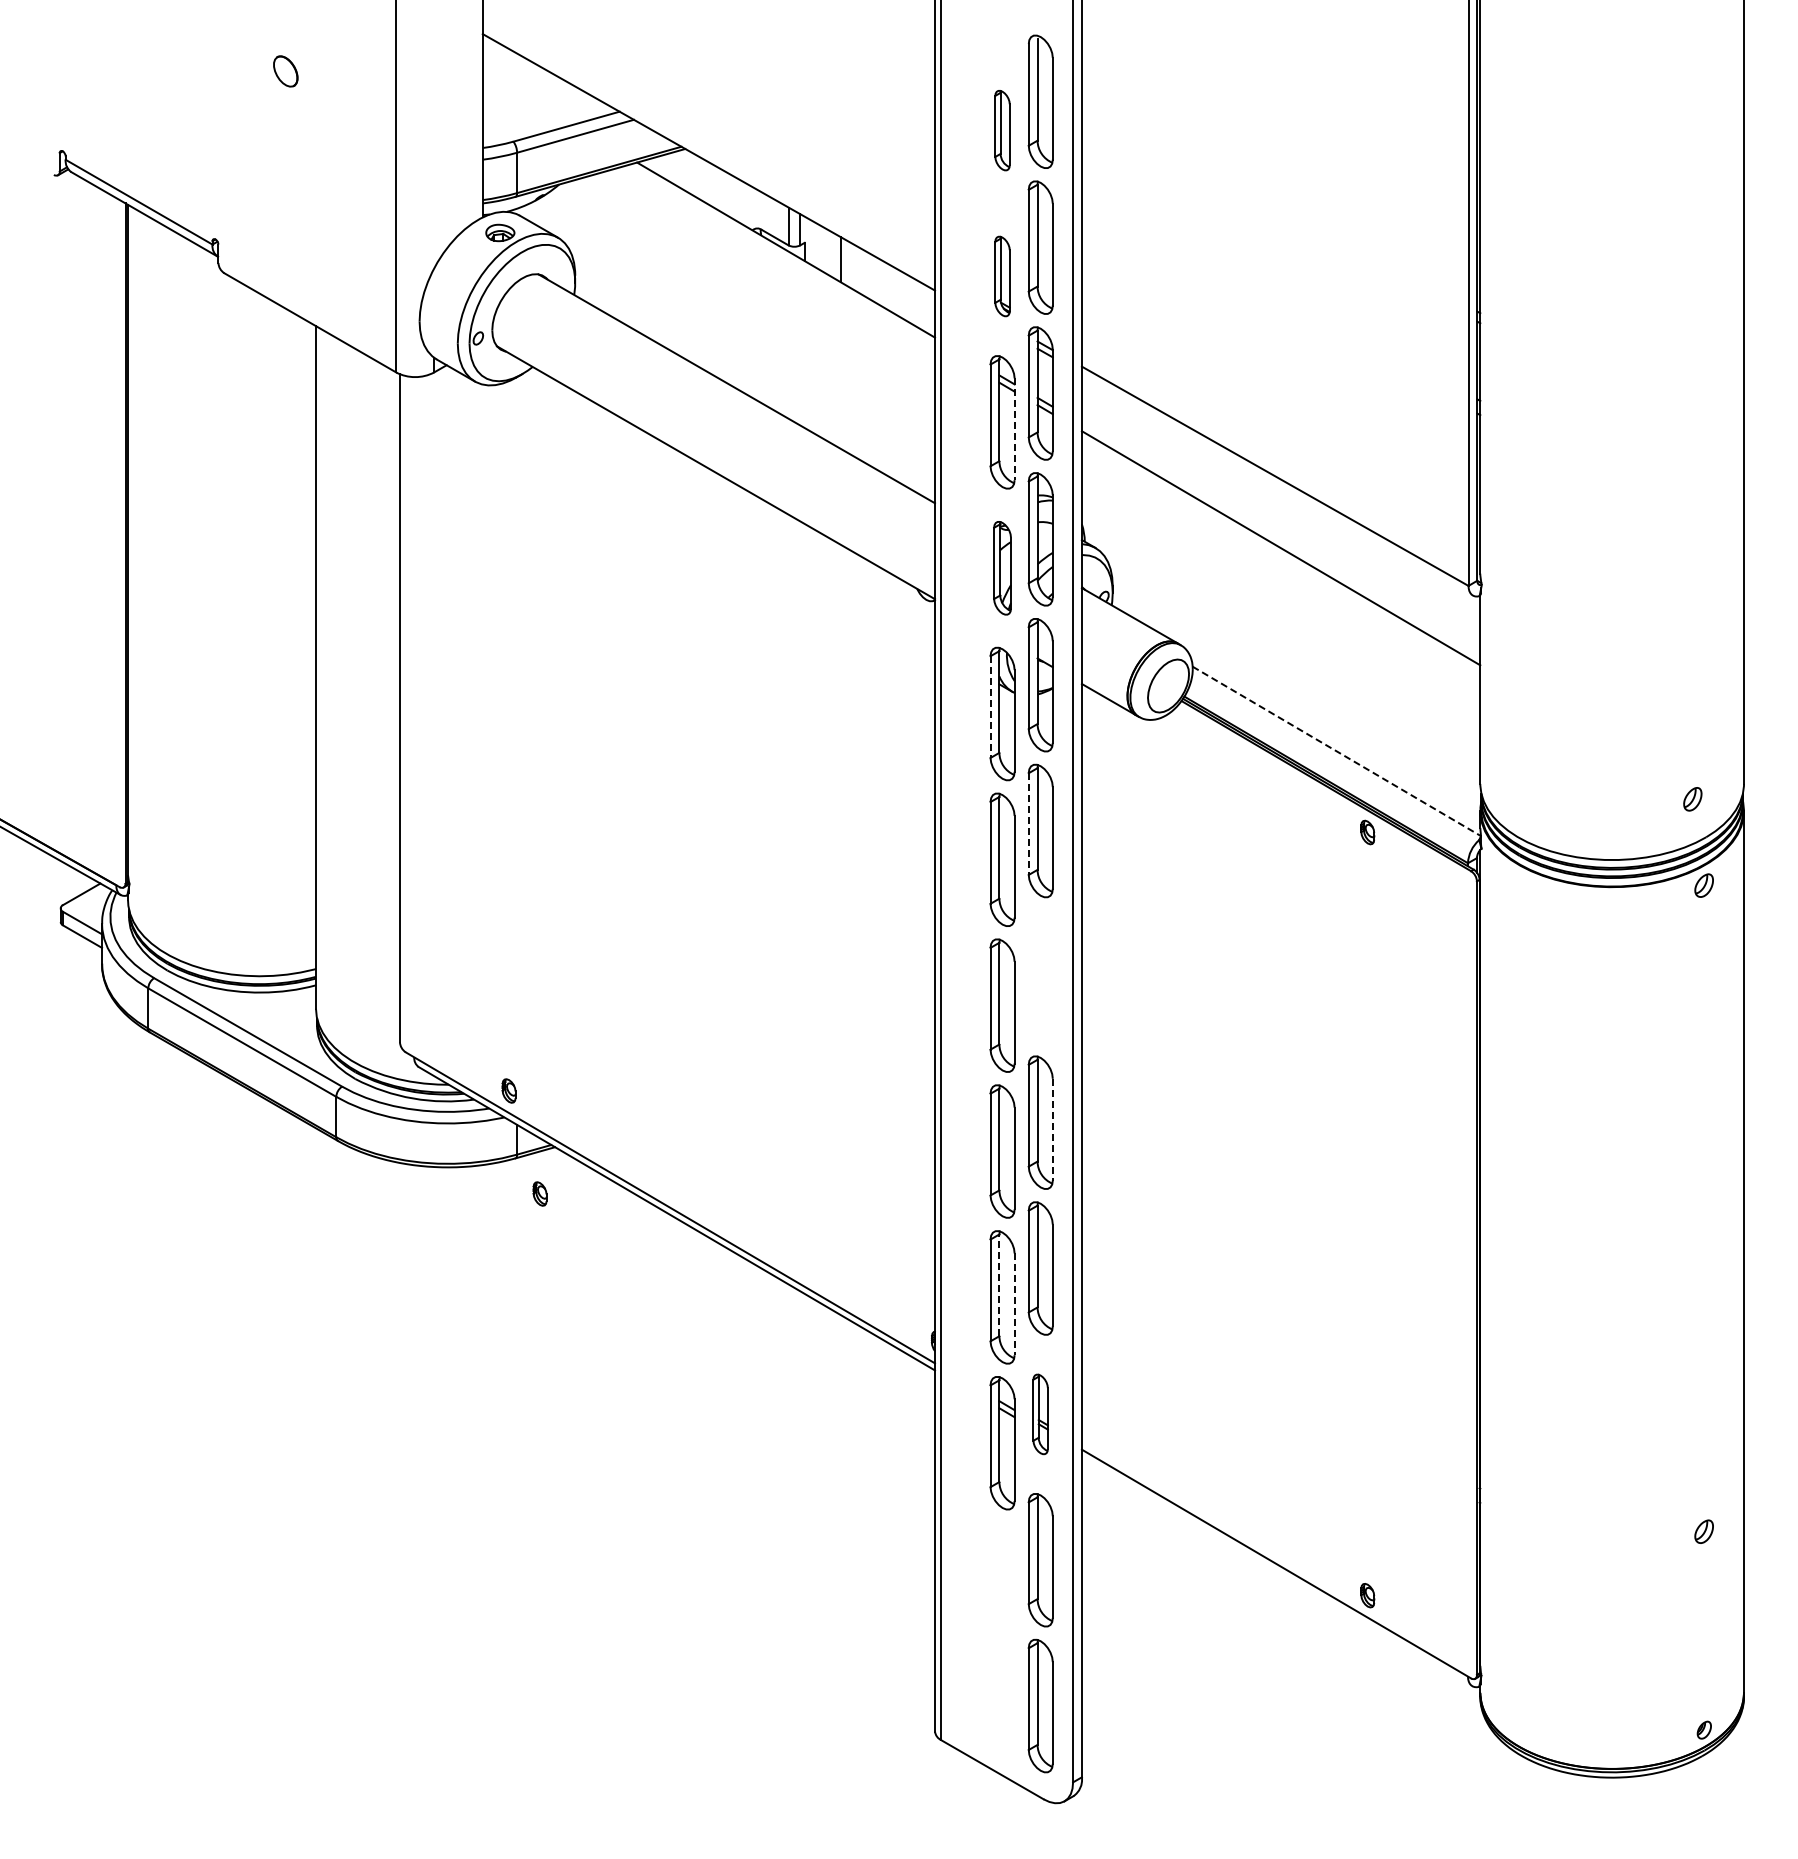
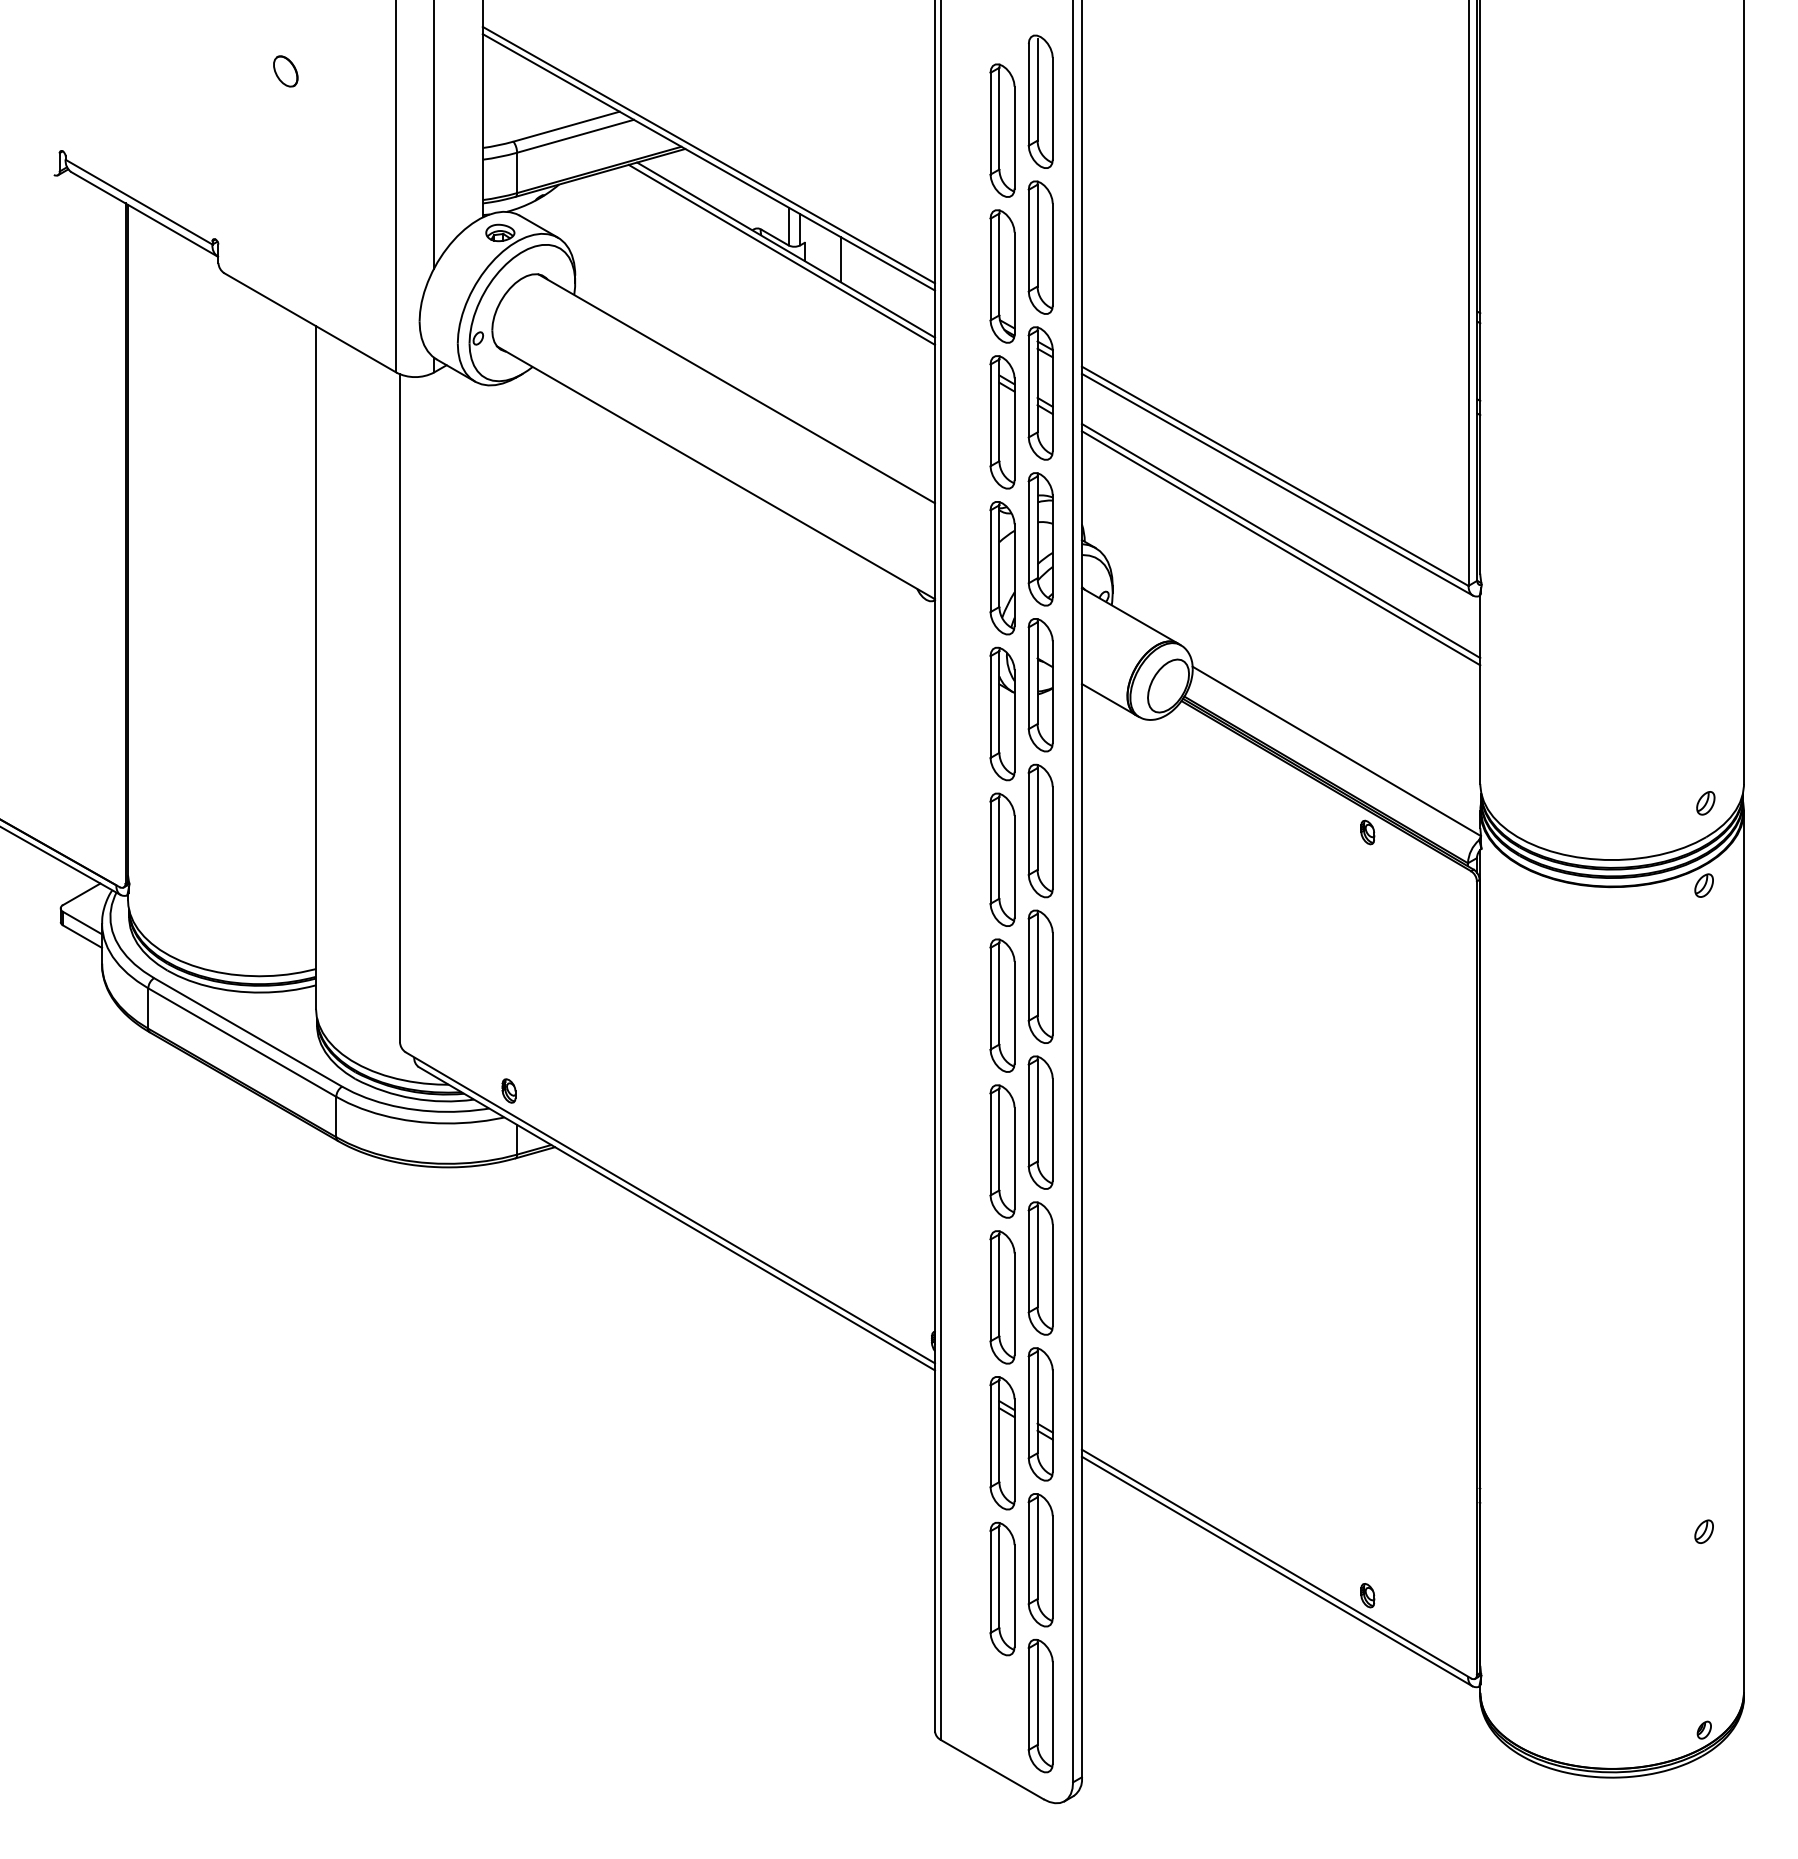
part size: 17x82 px -> 27x135 px (1002, 130)
line: none -> present (434, 135)
line: none -> present (708, 154)
line: none -> present (781, 254)
part size: 17x83 px -> 27x135 px (1002, 276)
line: dashed -> solid (1014, 429)
line: none -> present (1276, 484)
line: none -> present (1280, 540)
part size: 19x95 px -> 27x135 px (1002, 568)
line: dashed -> solid (990, 707)
line: dashed -> solid (1337, 751)
part position: (1692, 799) -> (1705, 803) (1705, 803)
line: dashed -> solid (1028, 824)
part: none -> present (1040, 976)
line: dashed -> solid (1052, 1129)
part: present -> none (539, 1193)
line: dashed -> solid (999, 1285)
line: dashed -> solid (1014, 1304)
part size: 17x83 px -> 27x135 px (1040, 1414)
line: none -> present (1276, 1571)
part: none -> present (1002, 1588)
